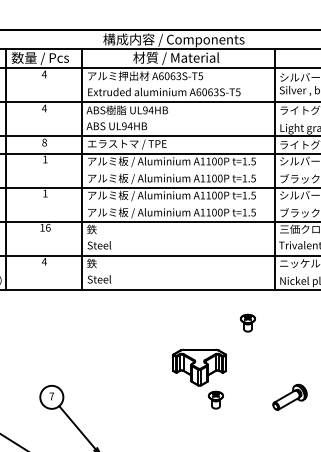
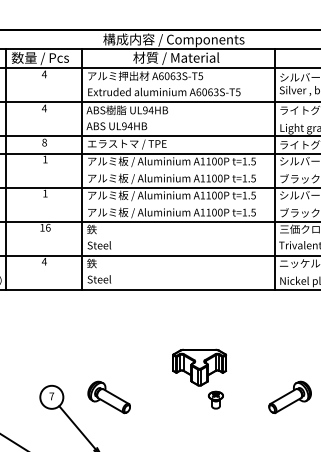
part: present -> none (247, 322)
part size: 36x28 px -> 44x34 px (289, 396)
part: none -> present (108, 397)
